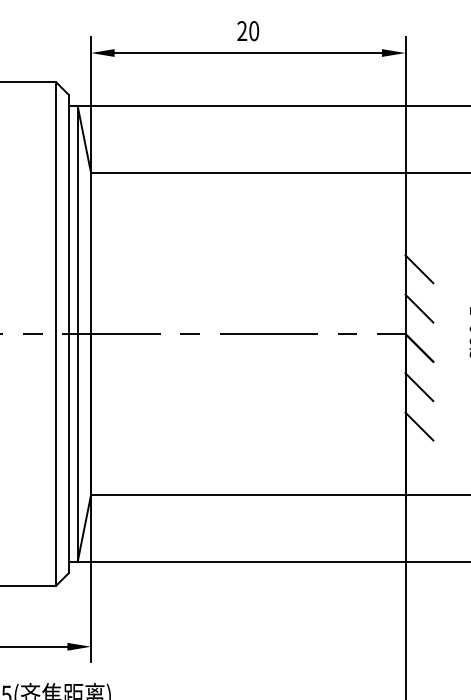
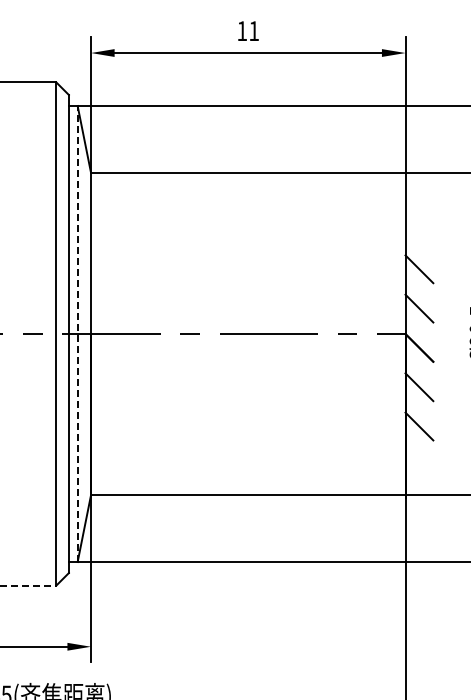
text: 20 -> 11 (248, 31)
line: solid -> dashed (77, 333)
line: solid -> dashed (28, 585)
